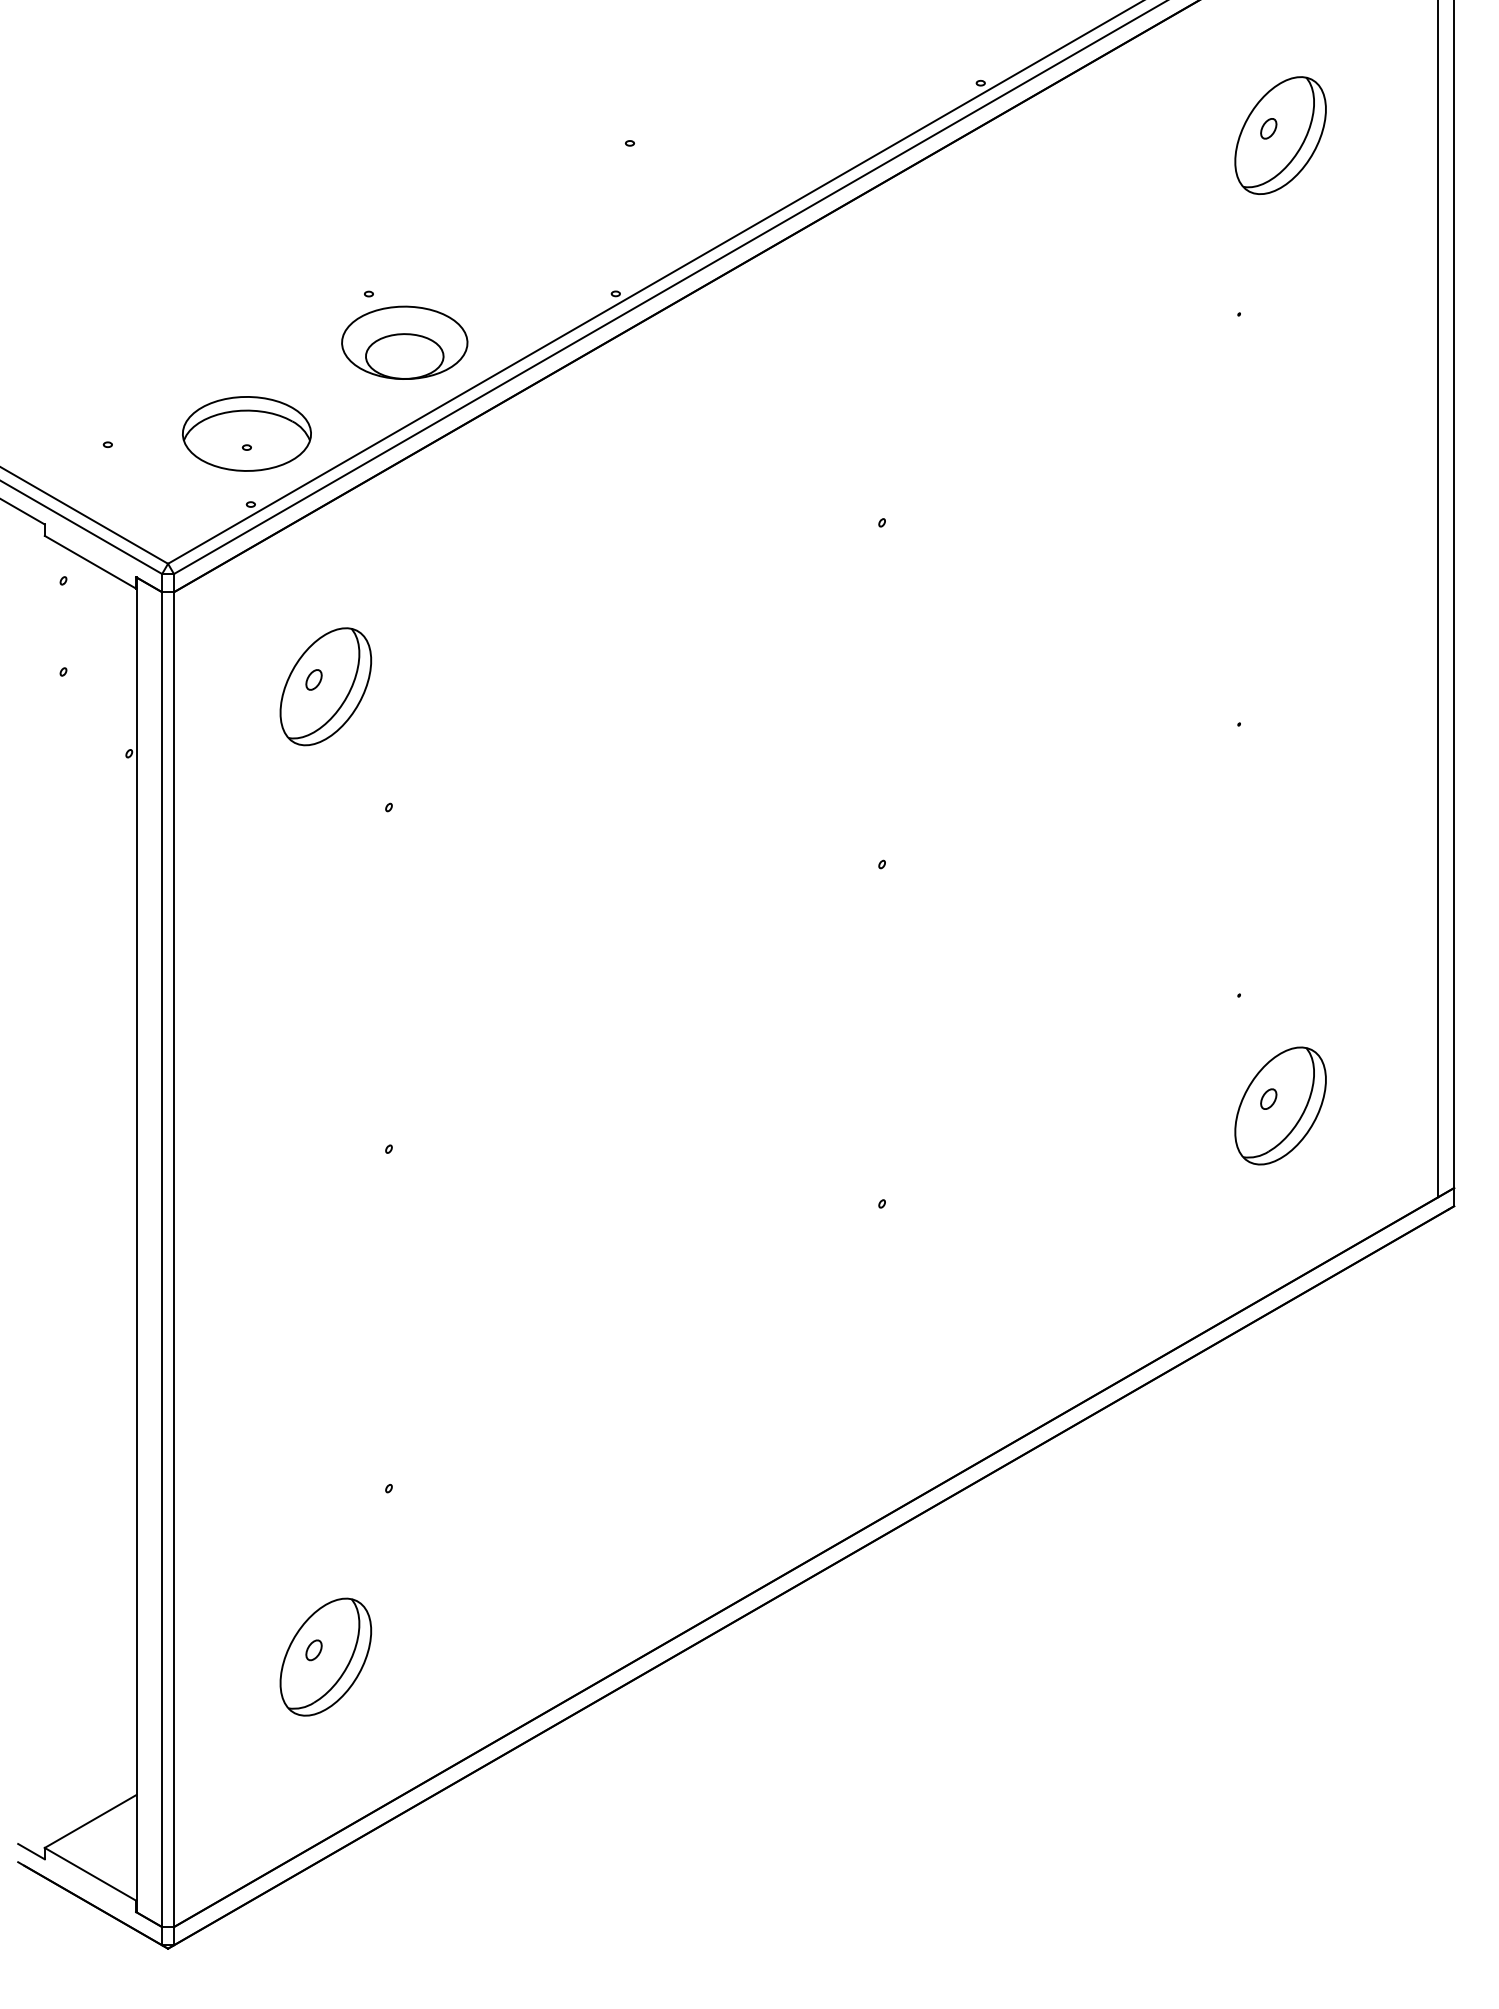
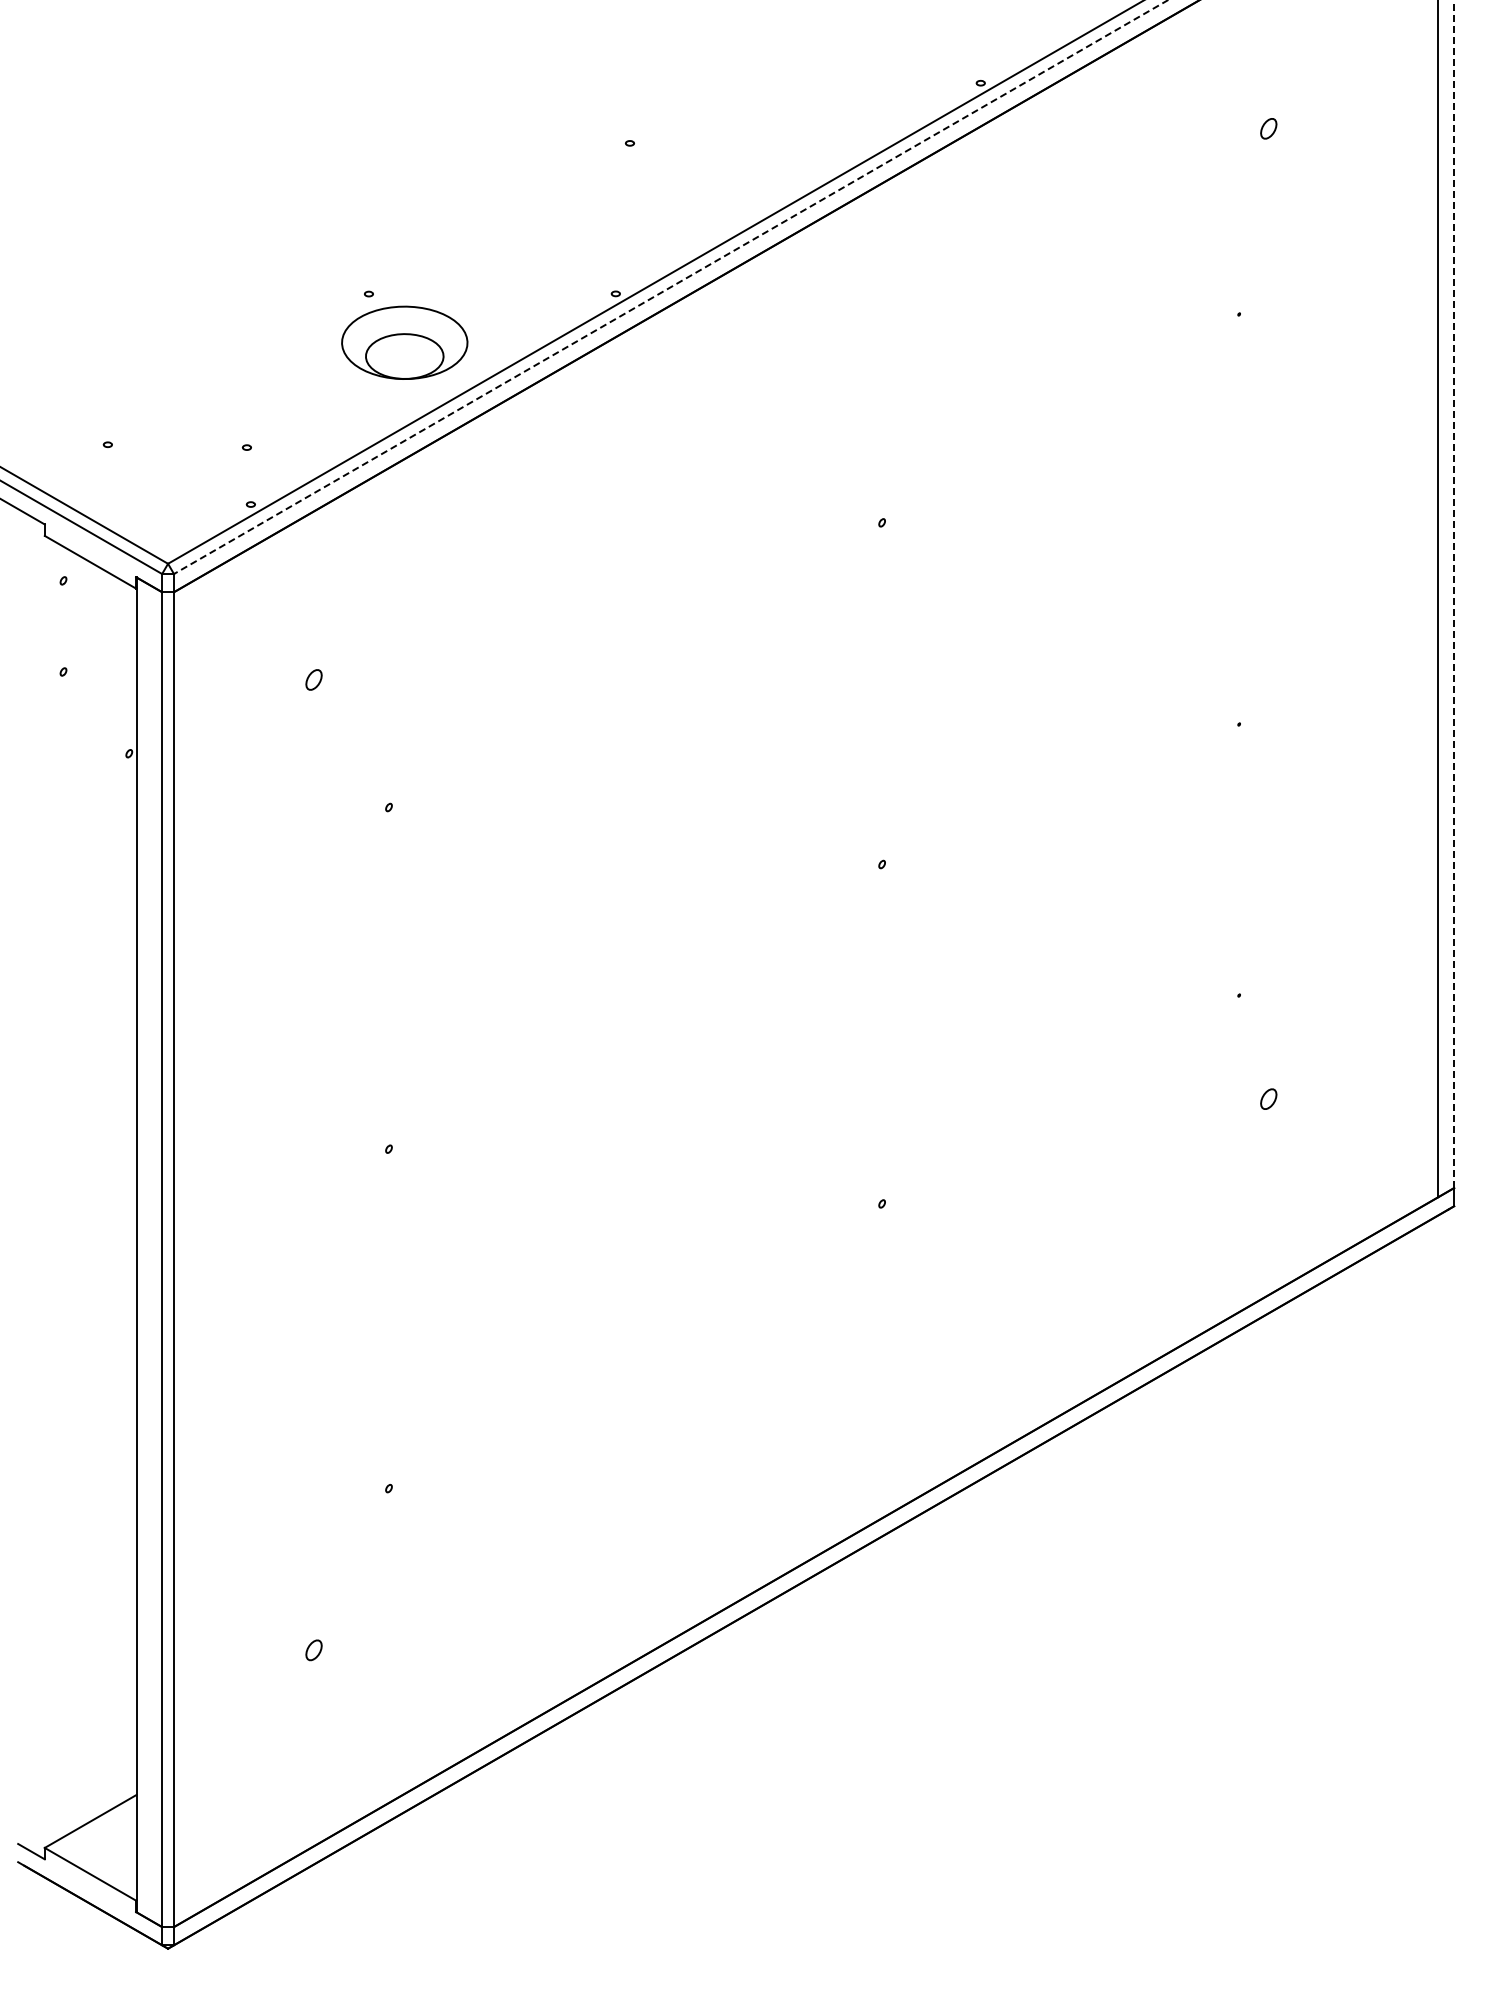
part: present -> none (1280, 135)
line: solid -> dashed (670, 287)
part: present -> none (246, 433)
line: solid -> dashed (1454, 594)
part: present -> none (325, 686)
part: present -> none (1280, 1105)
part: present -> none (325, 1656)
